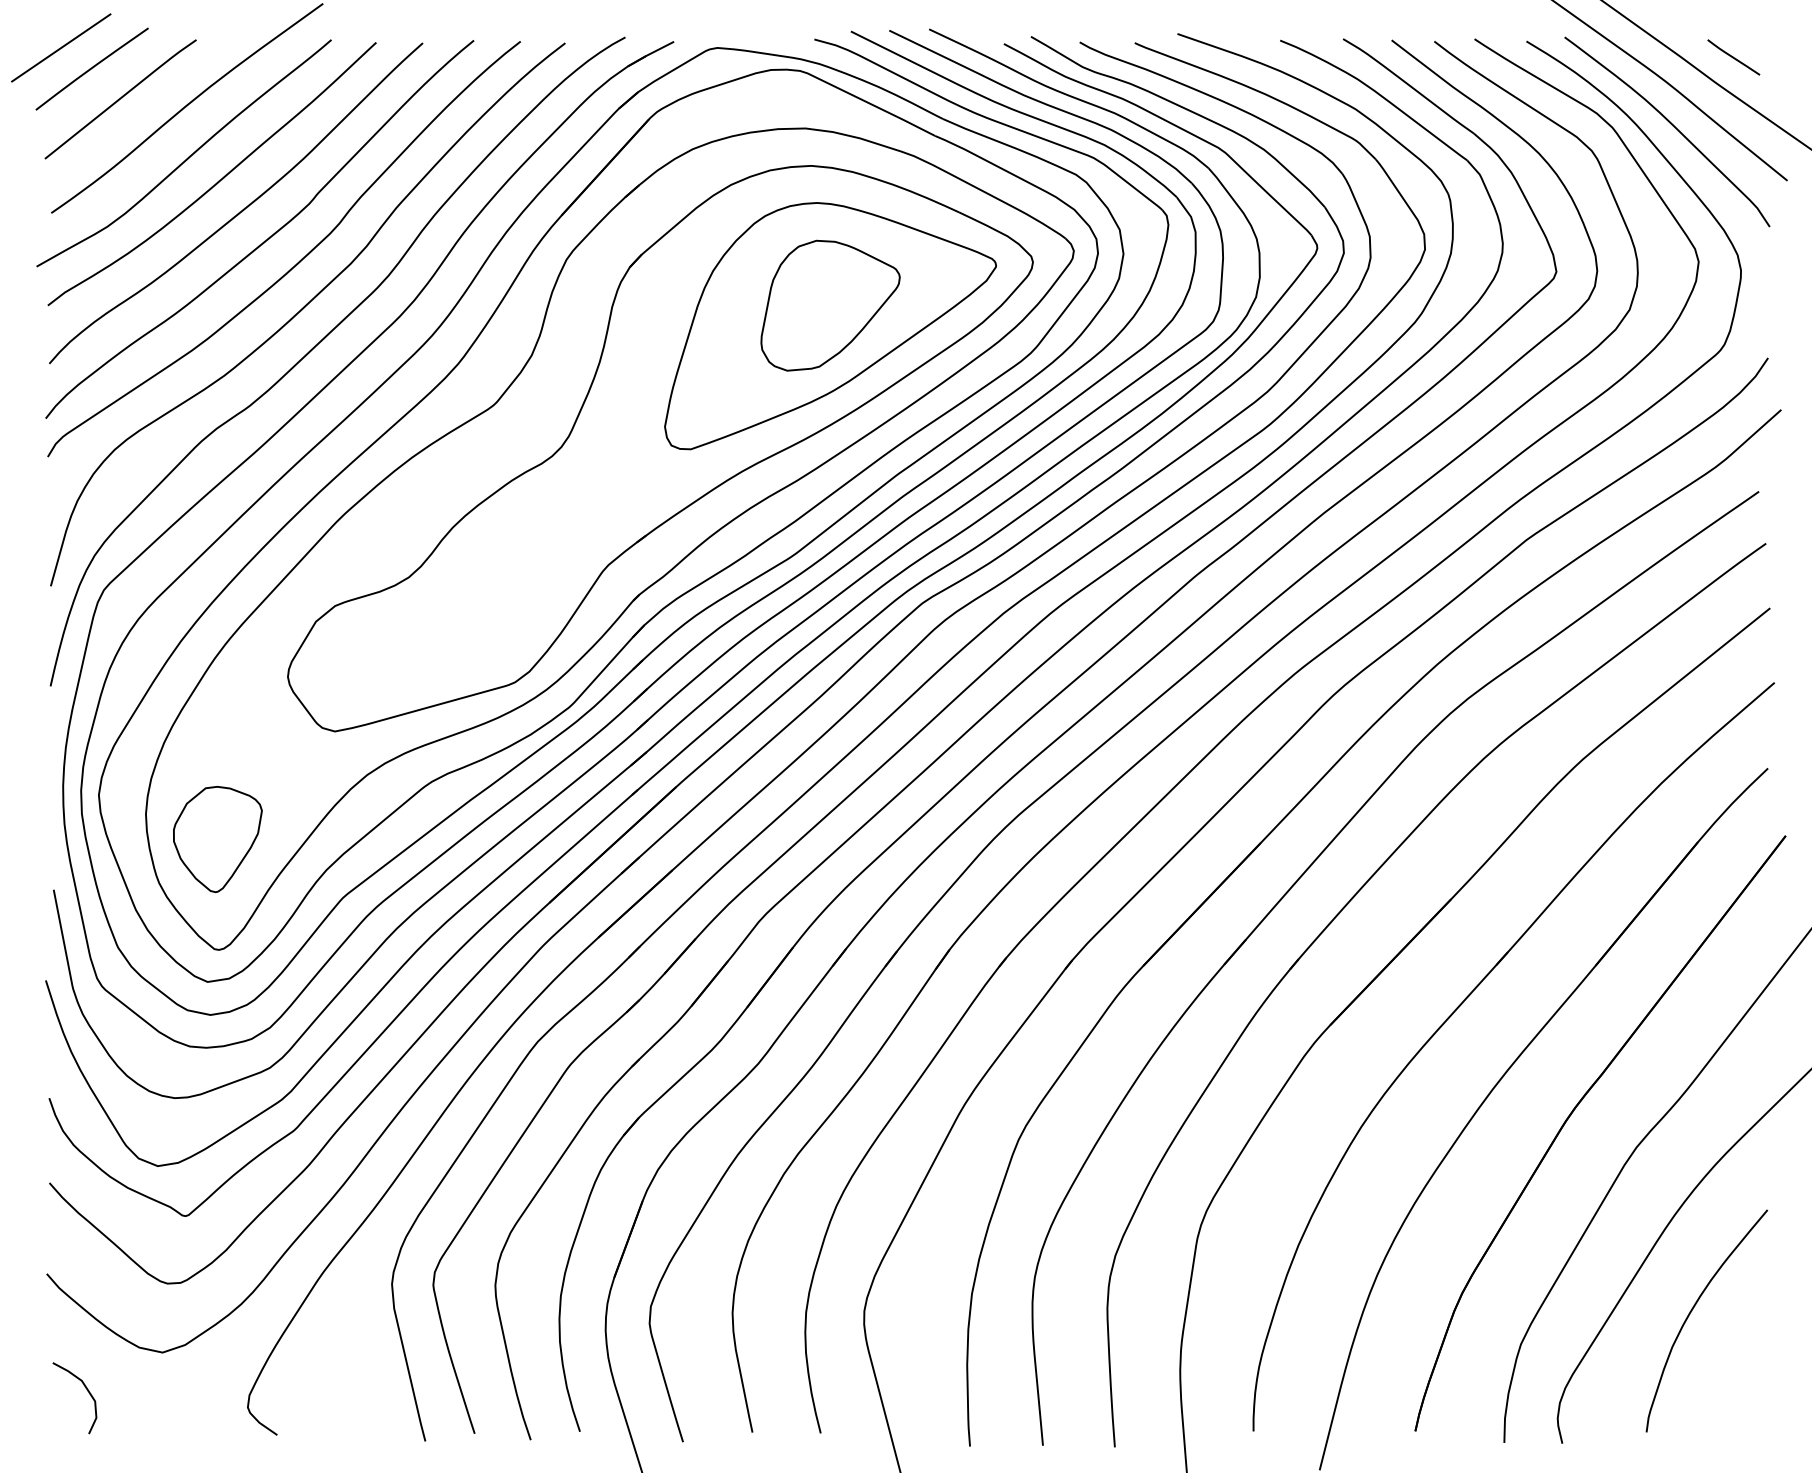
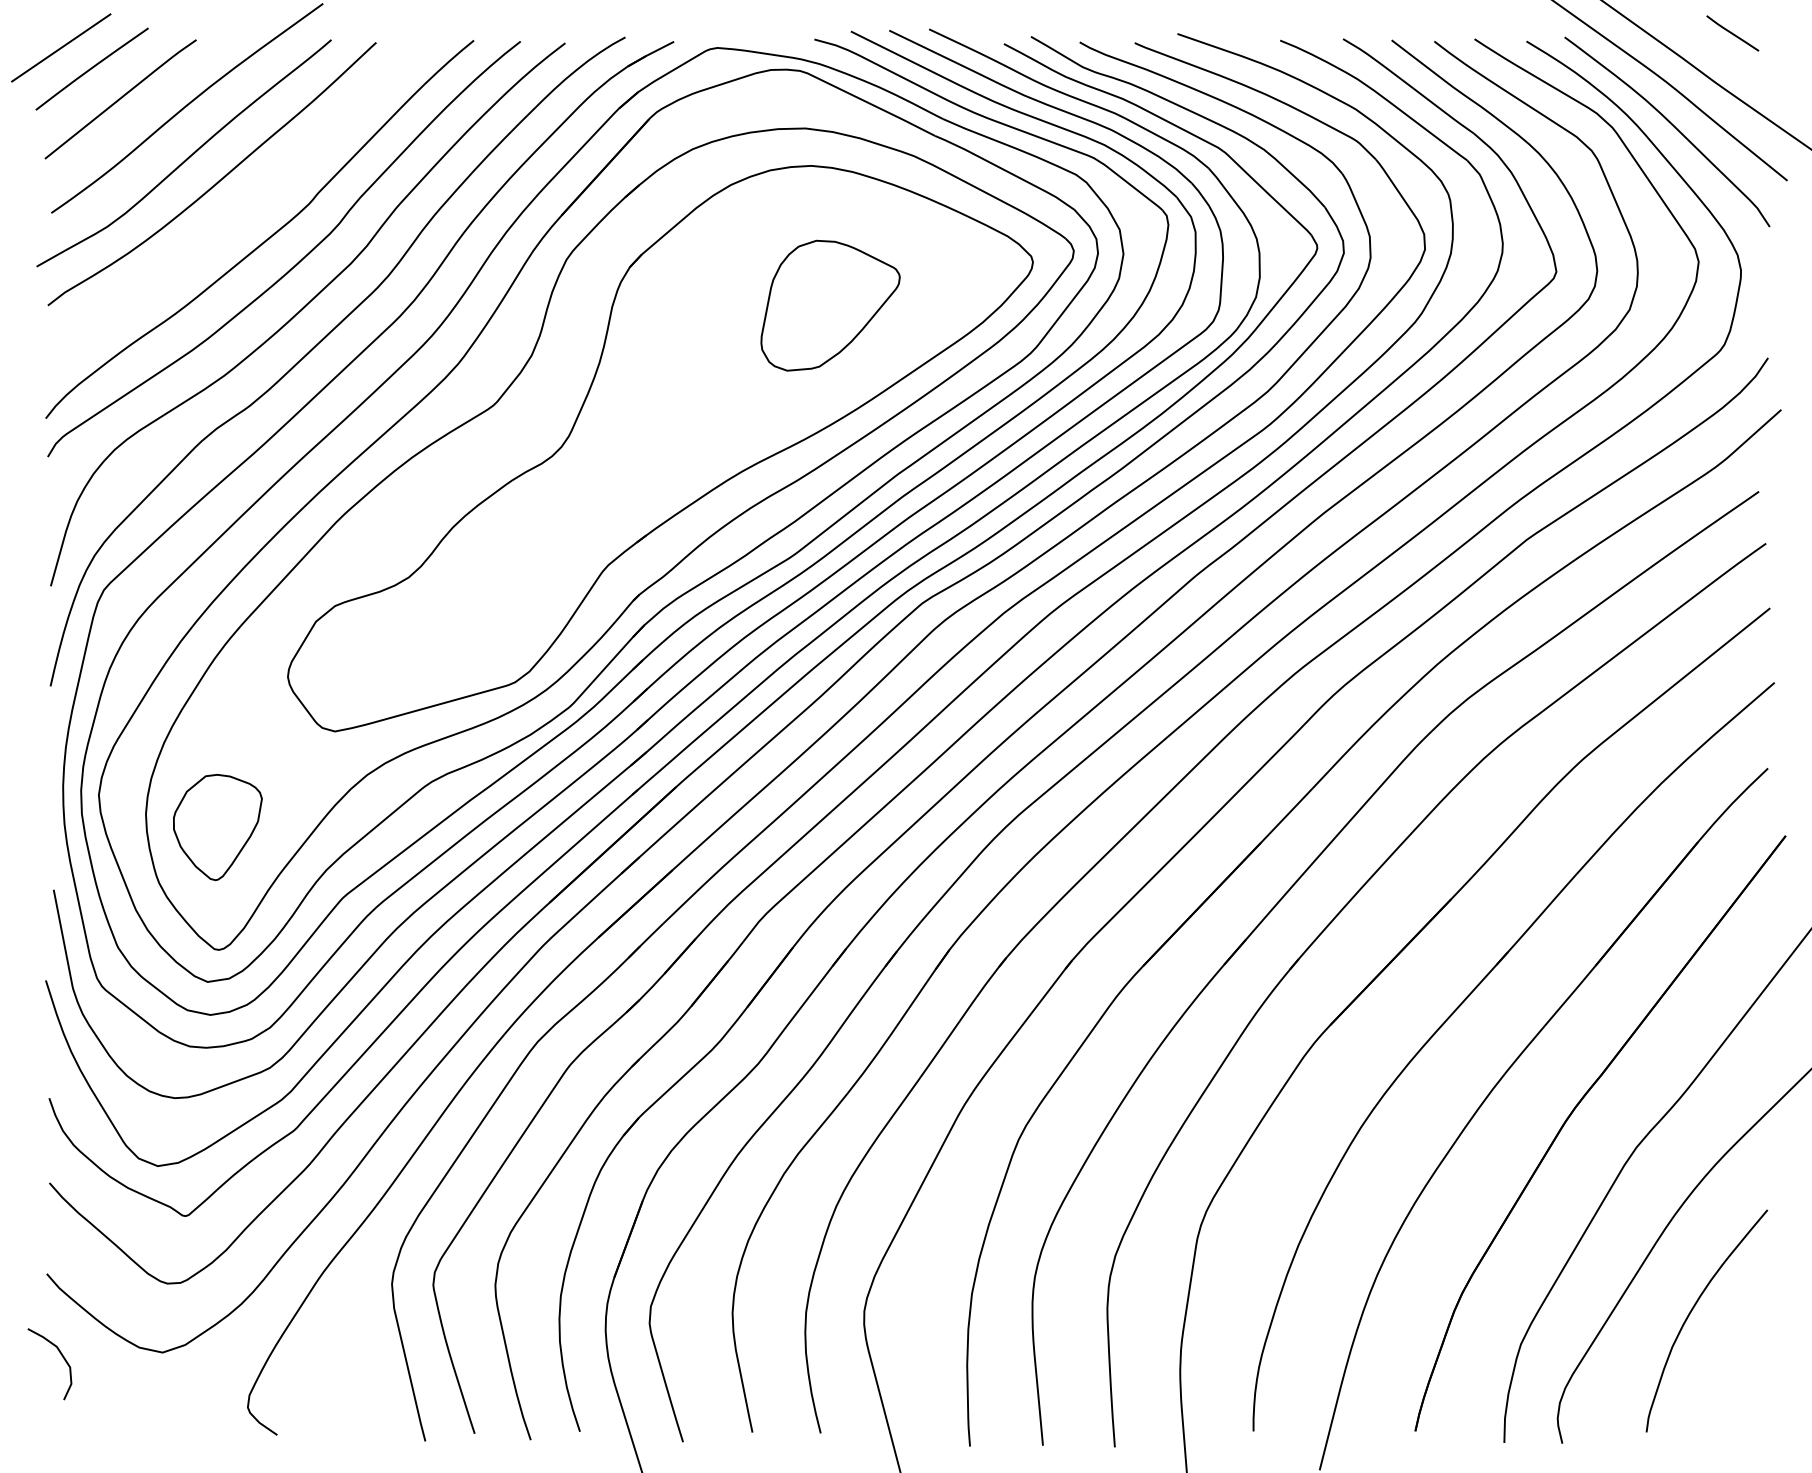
line position: (1733, 57) -> (1732, 33) (1732, 33)
curve: present -> none (242, 209)
part: present -> none (830, 326)
part position: (217, 839) -> (217, 827) (217, 827)
curve position: (87, 1391) -> (62, 1357) (62, 1357)
